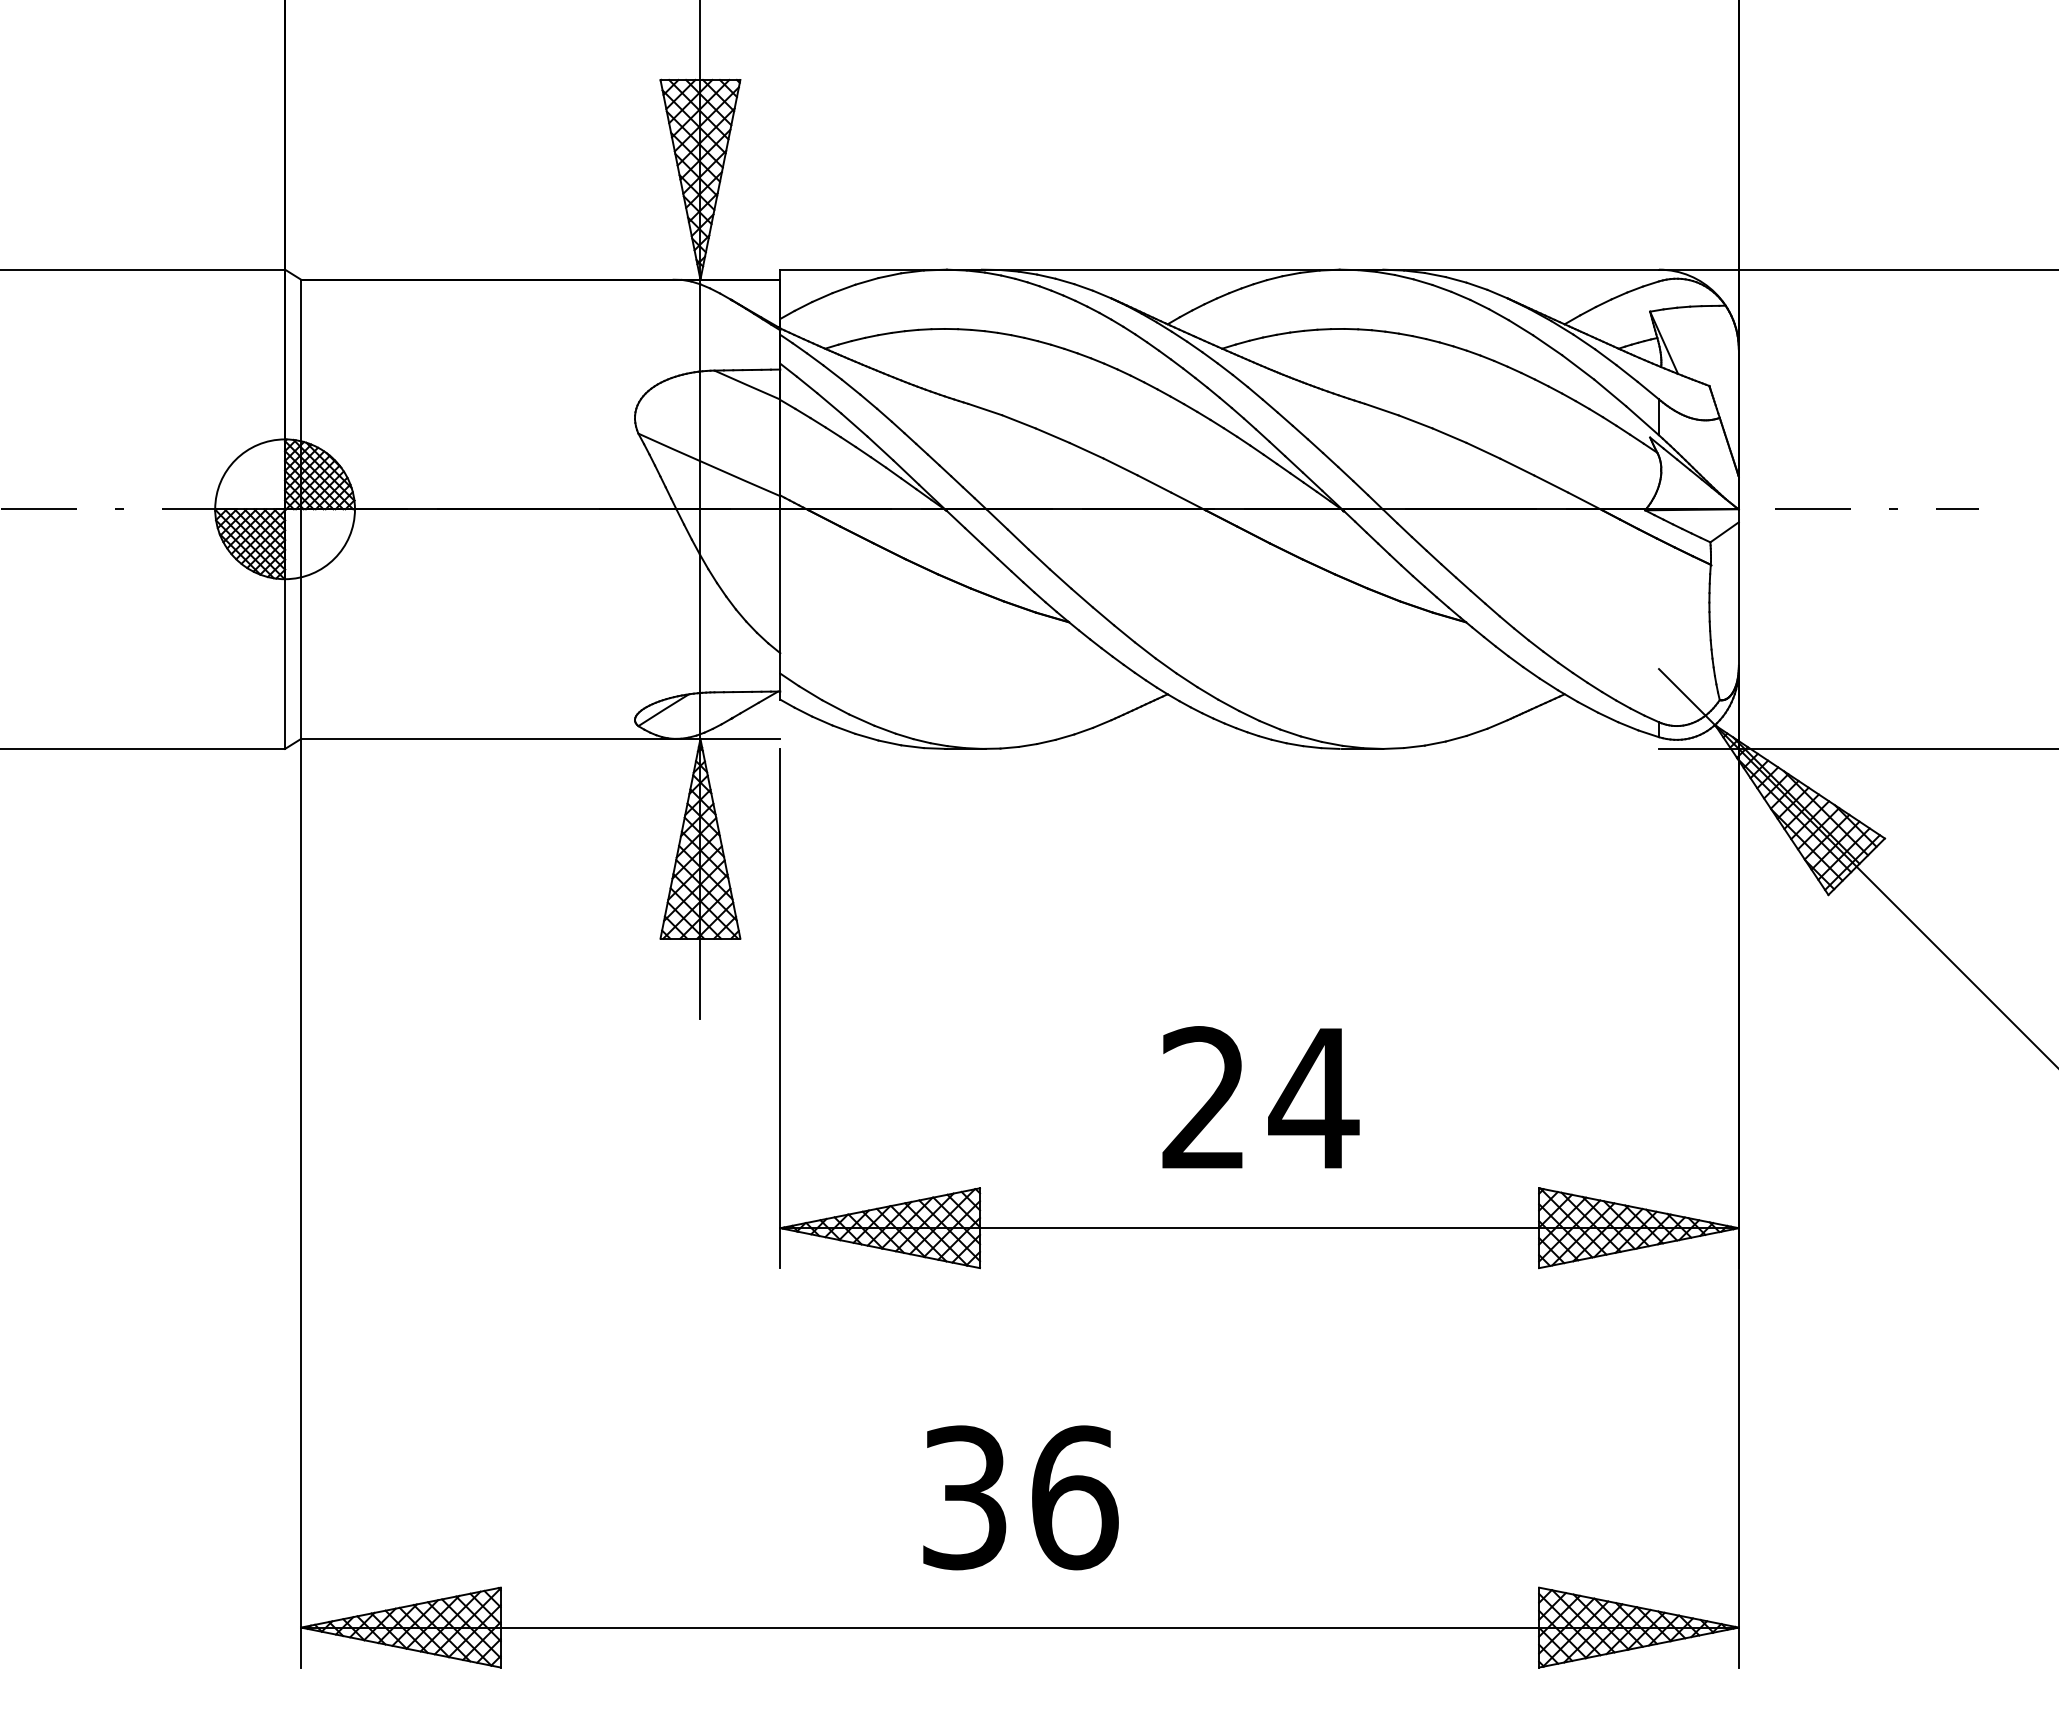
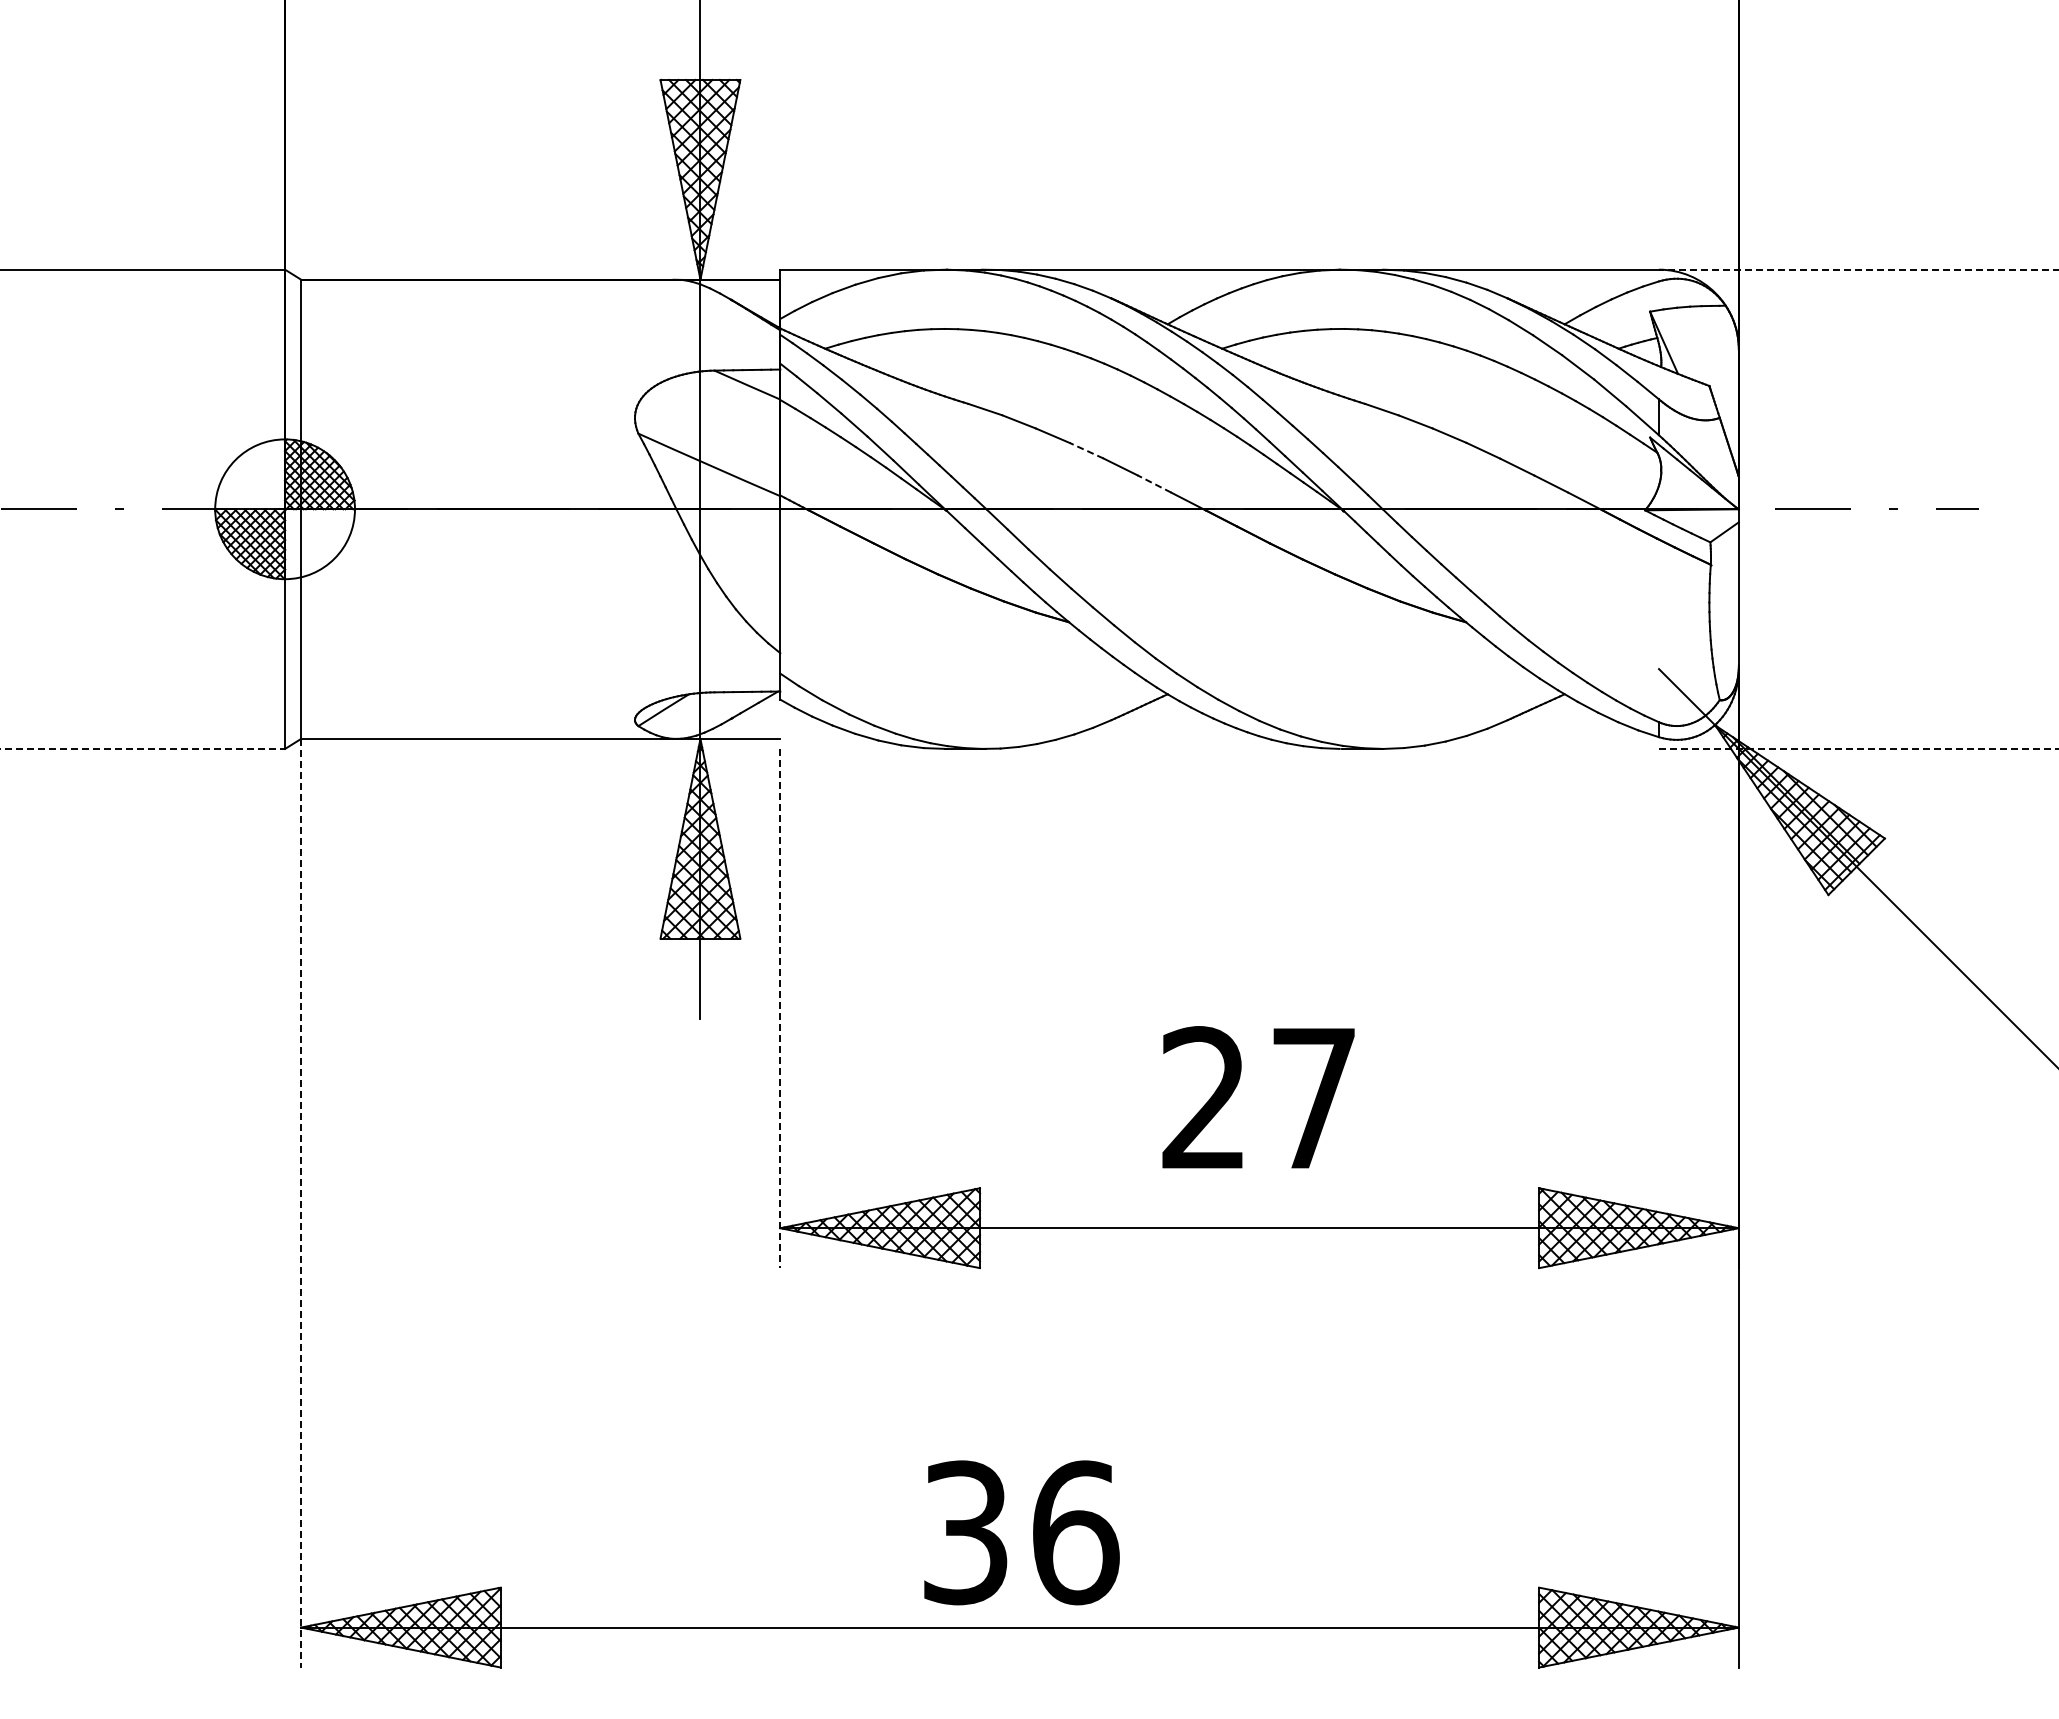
line: solid -> dashed (1858, 269)
line: solid -> dashed (1086, 450)
line: solid -> dashed (1153, 483)
line: solid -> dashed (143, 748)
line: solid -> dashed (1858, 748)
line: solid -> dashed (780, 1008)
text: 24 -> 27 (1313, 1098)
line: solid -> dashed (301, 1203)
text position: (1020, 1497) -> (1021, 1532) (1021, 1532)
